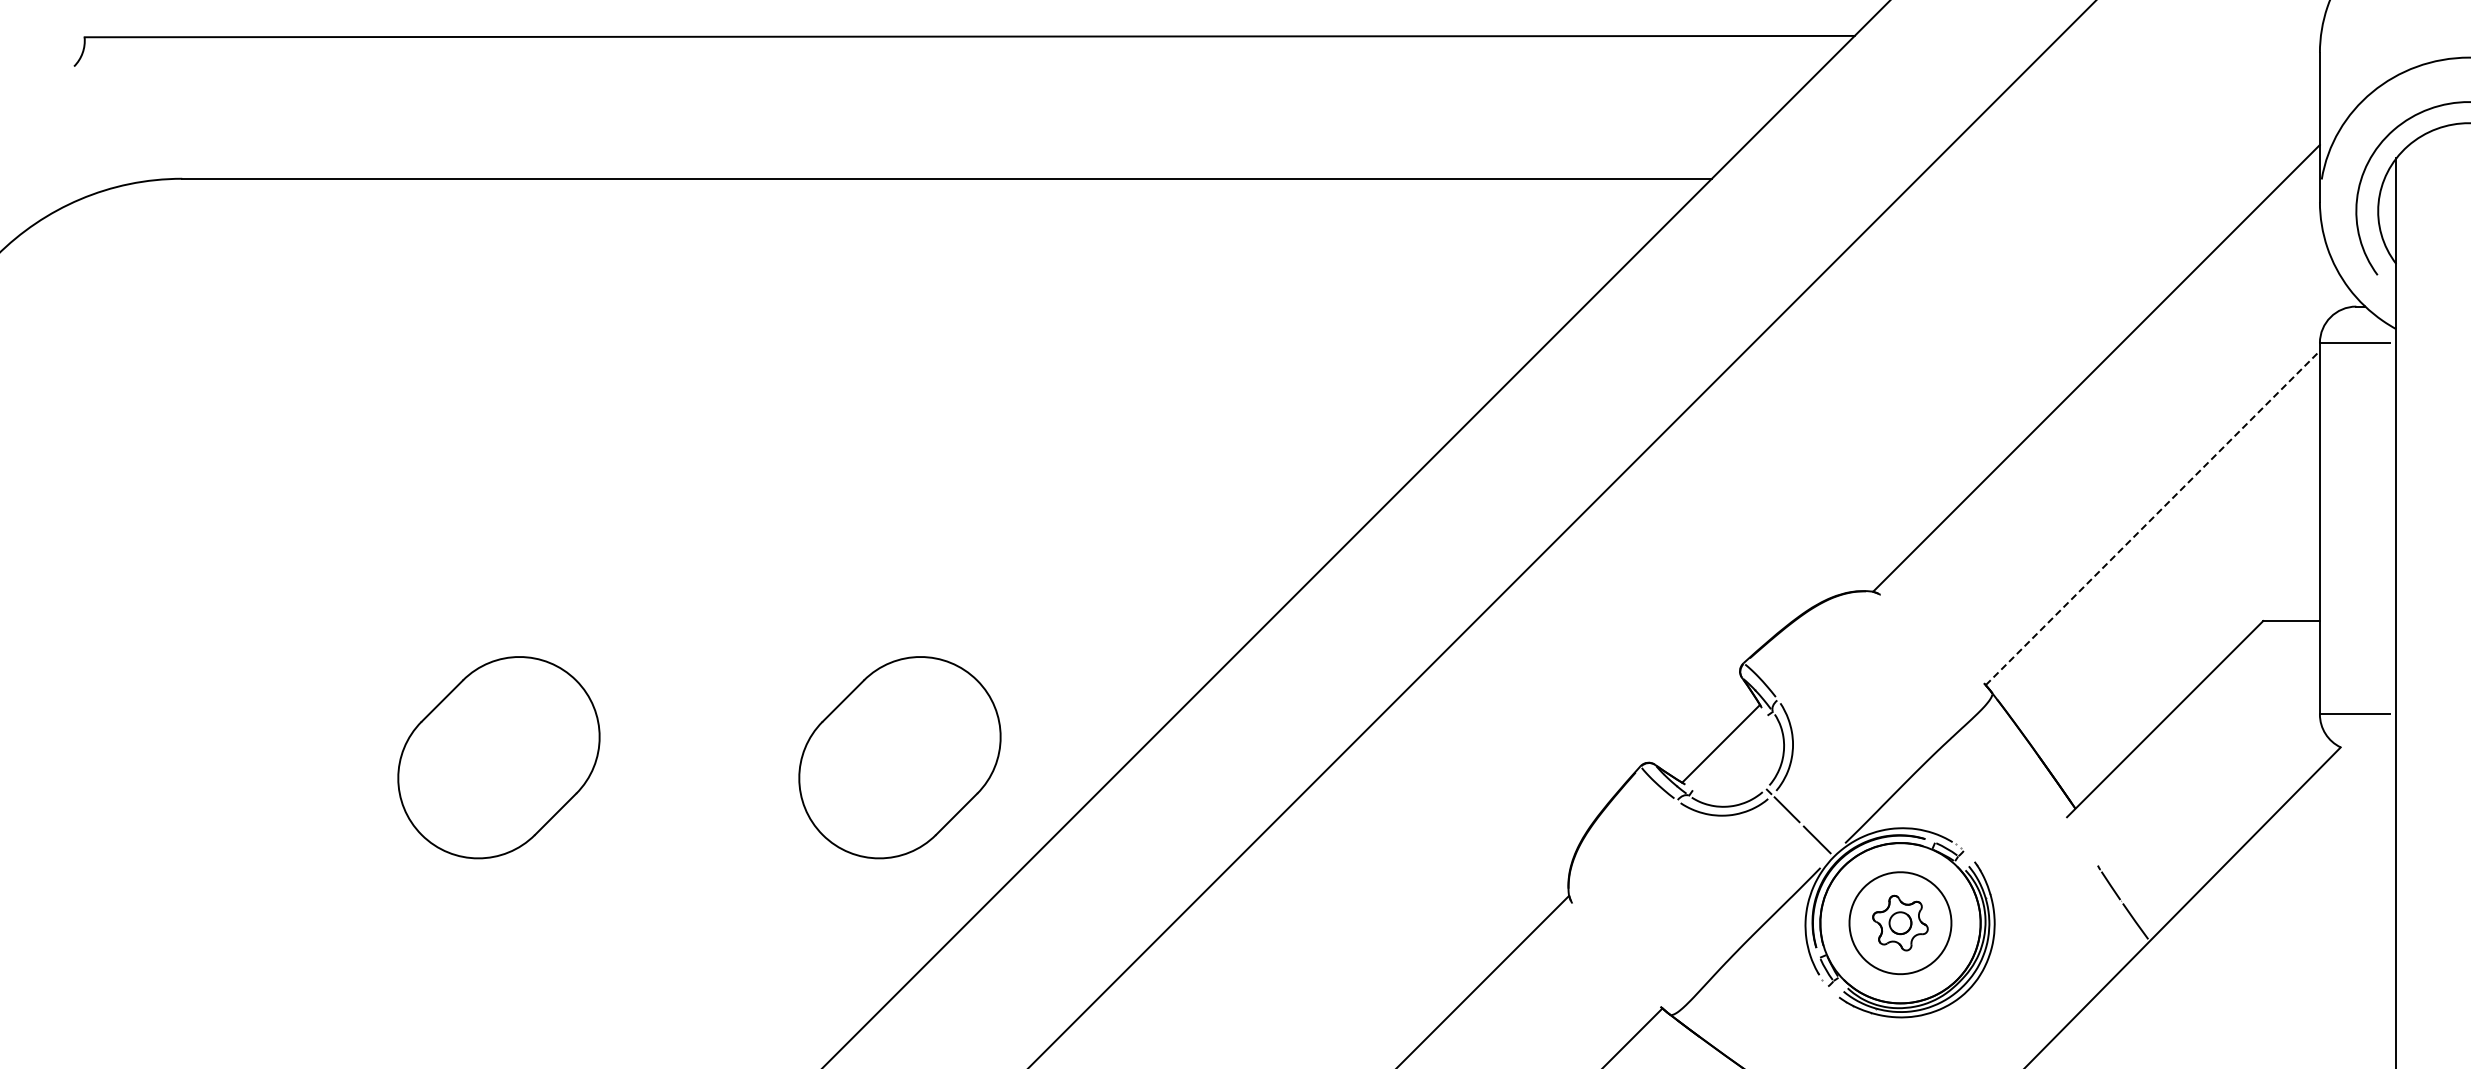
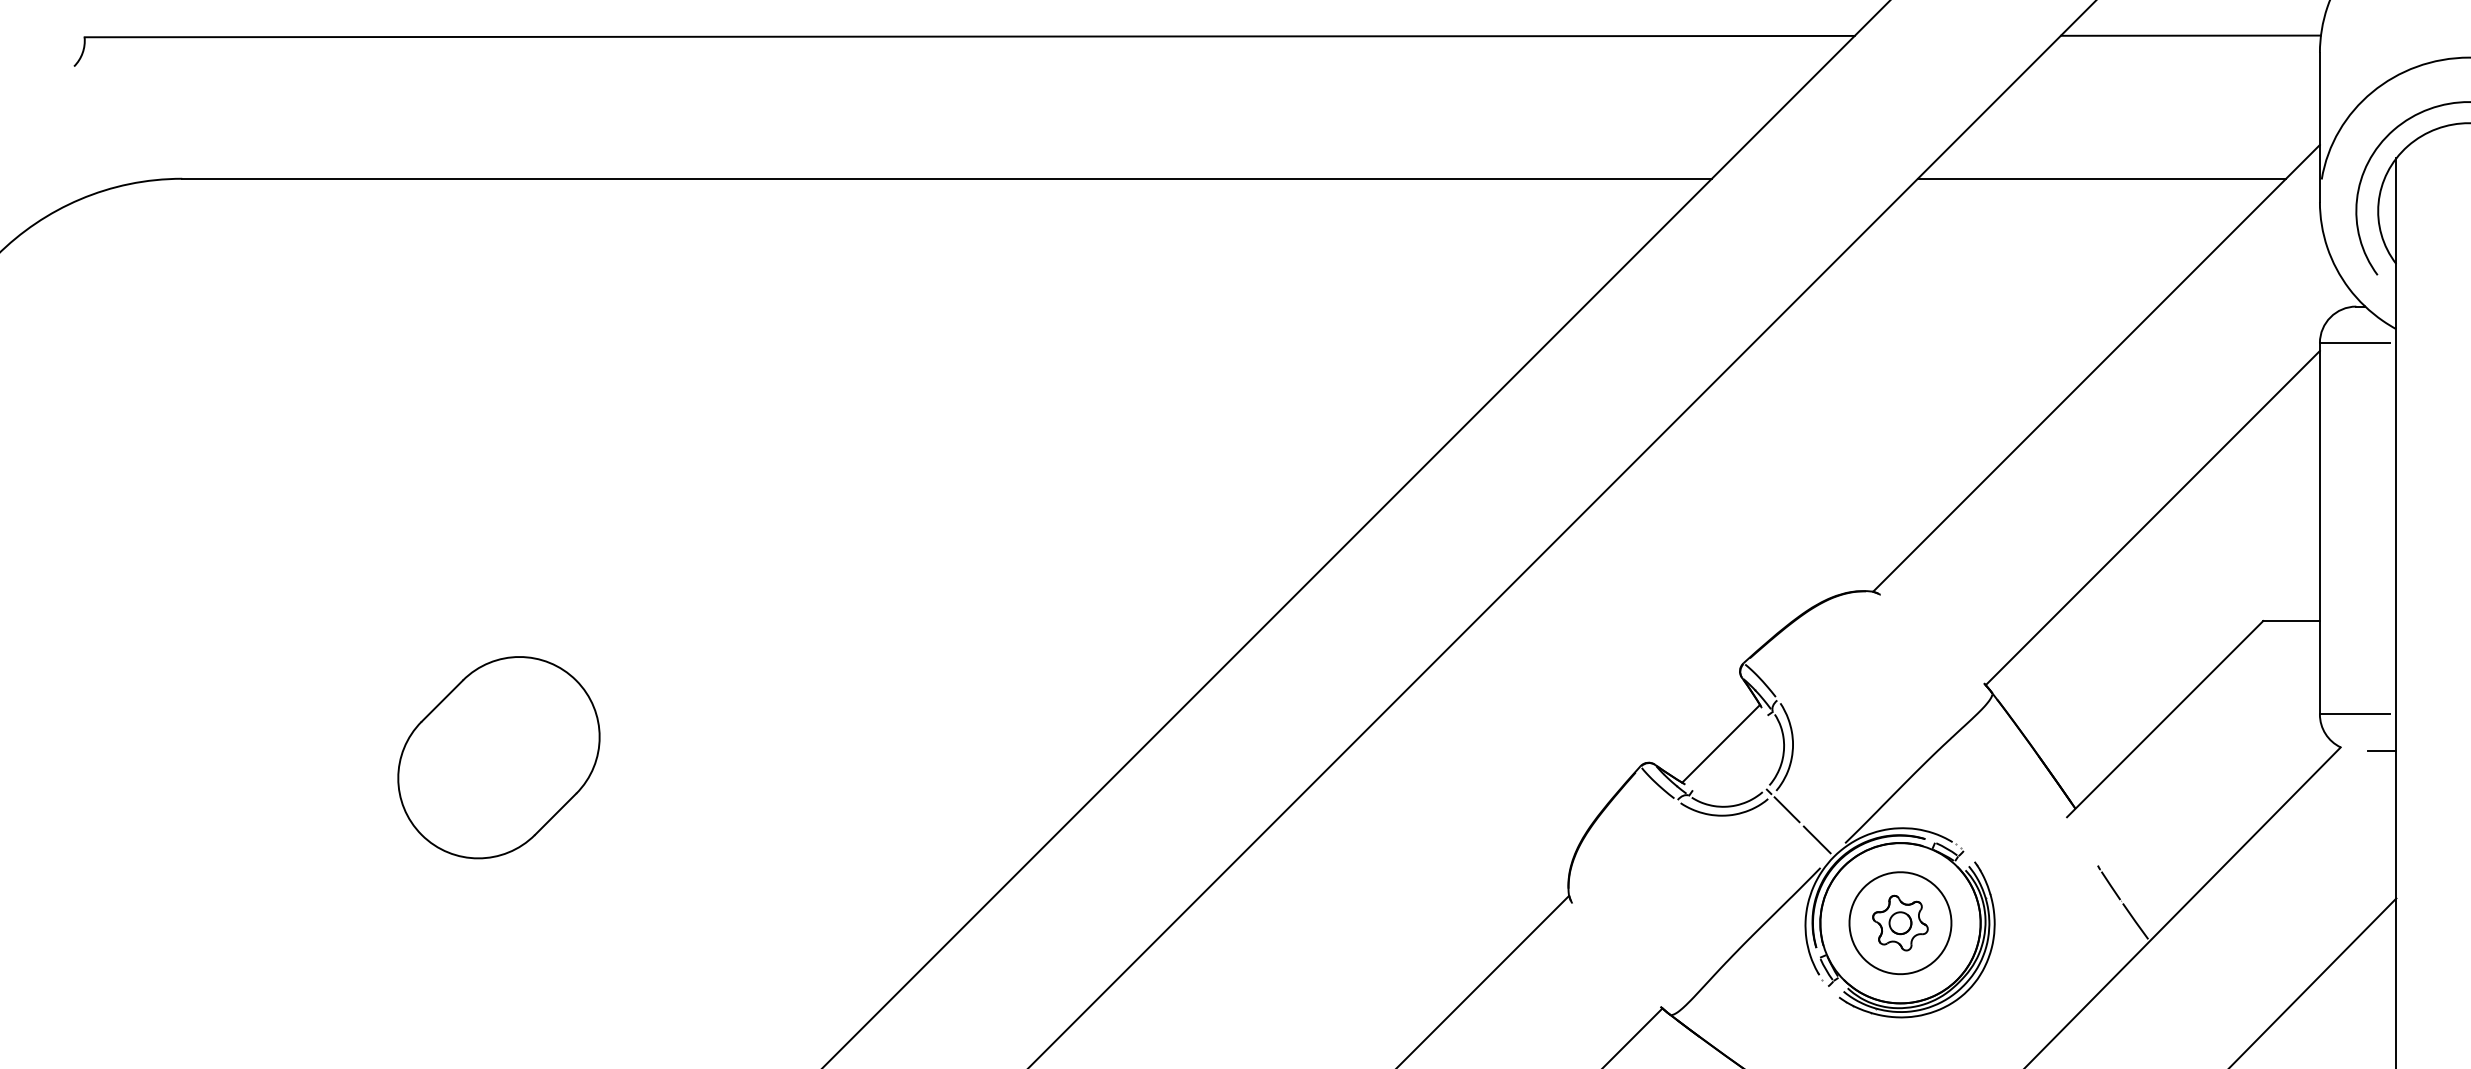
line: none -> present (2190, 35)
line: none -> present (2101, 178)
line: dashed -> solid (2153, 517)
line: none -> present (2381, 750)
part: present -> none (899, 757)
line: none -> present (2313, 981)
